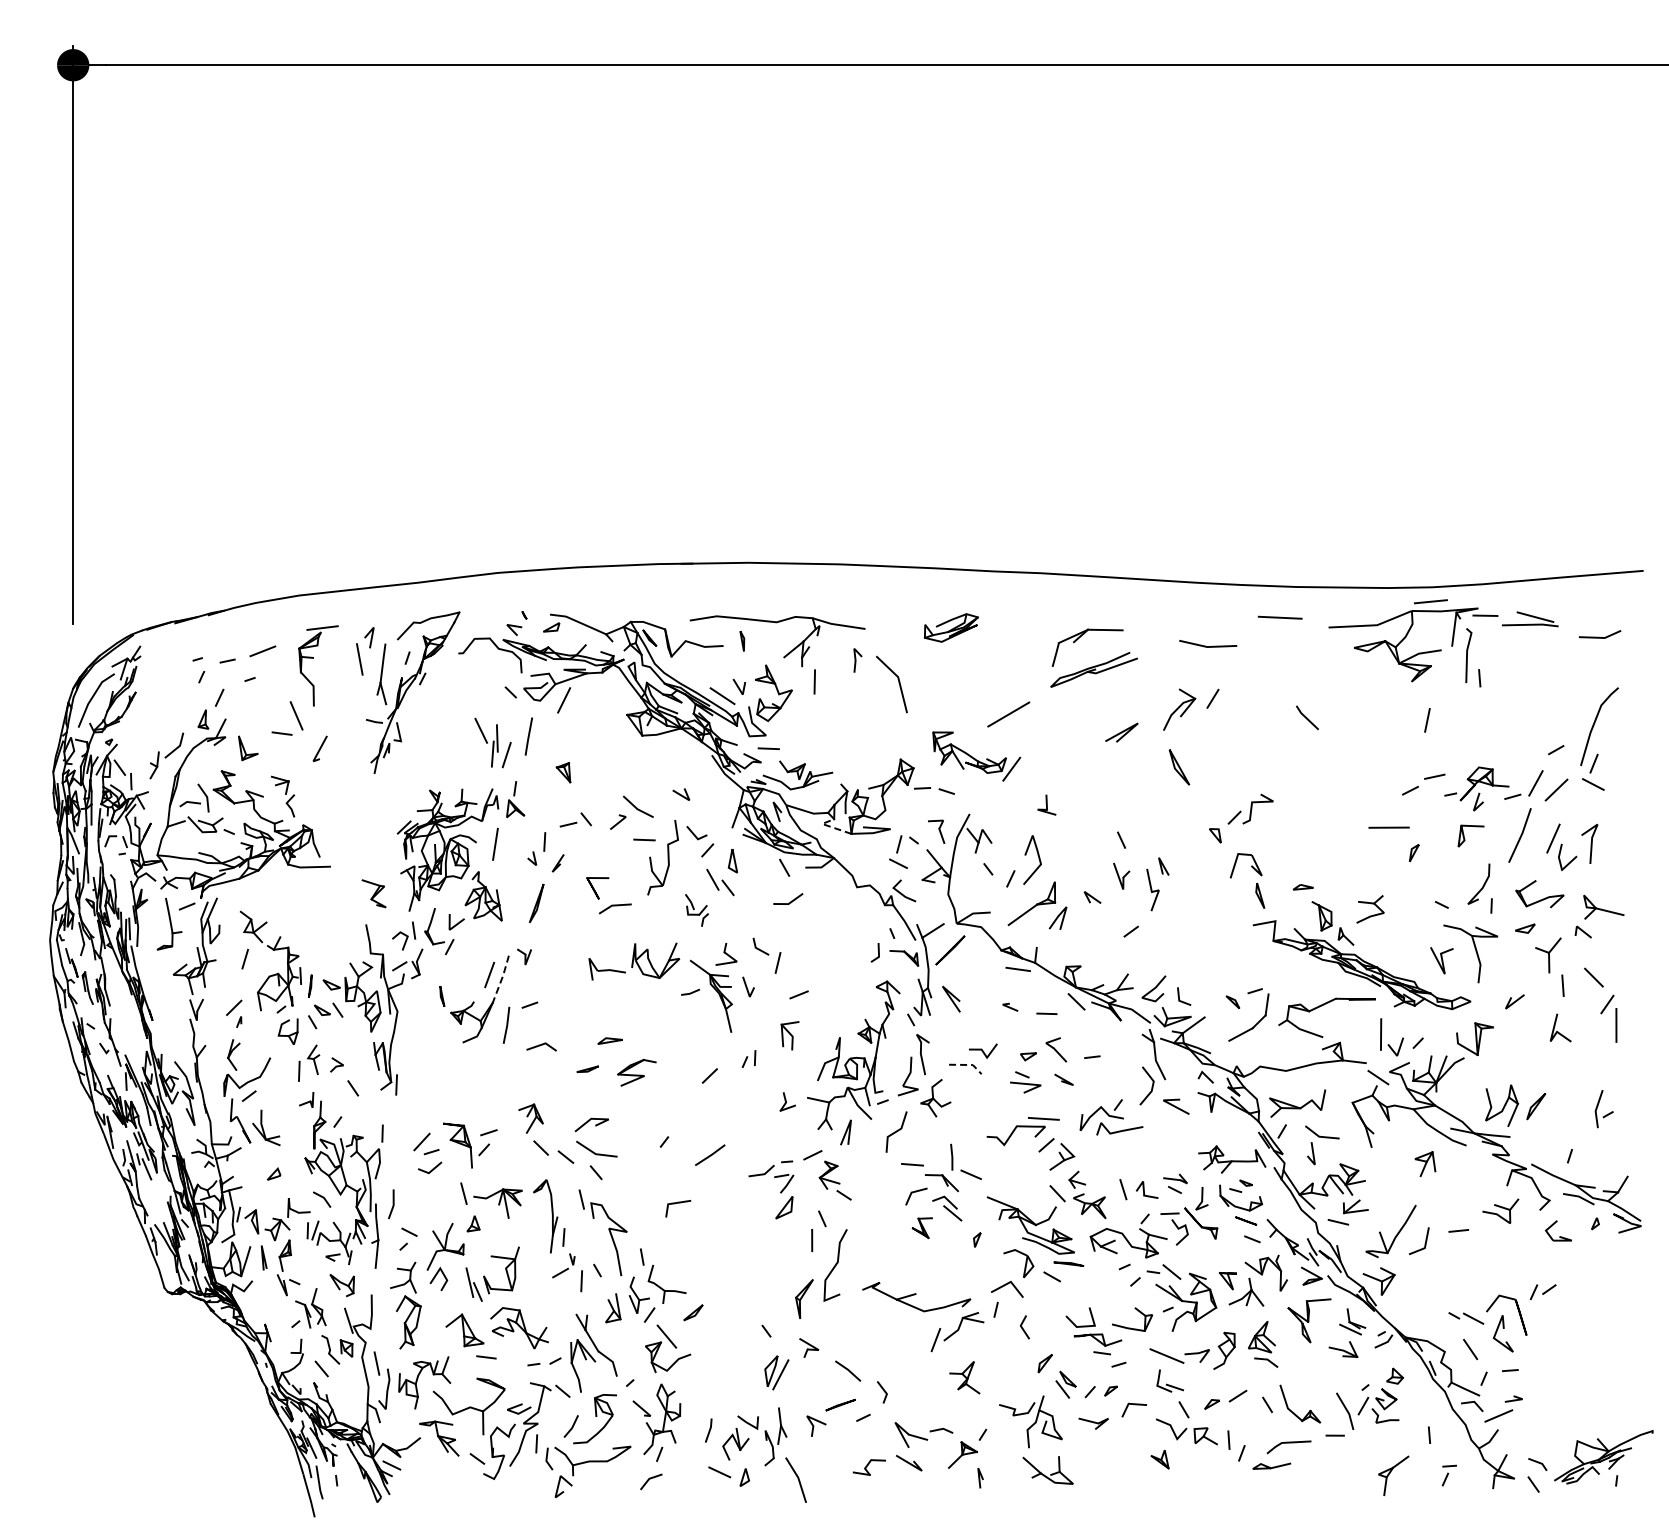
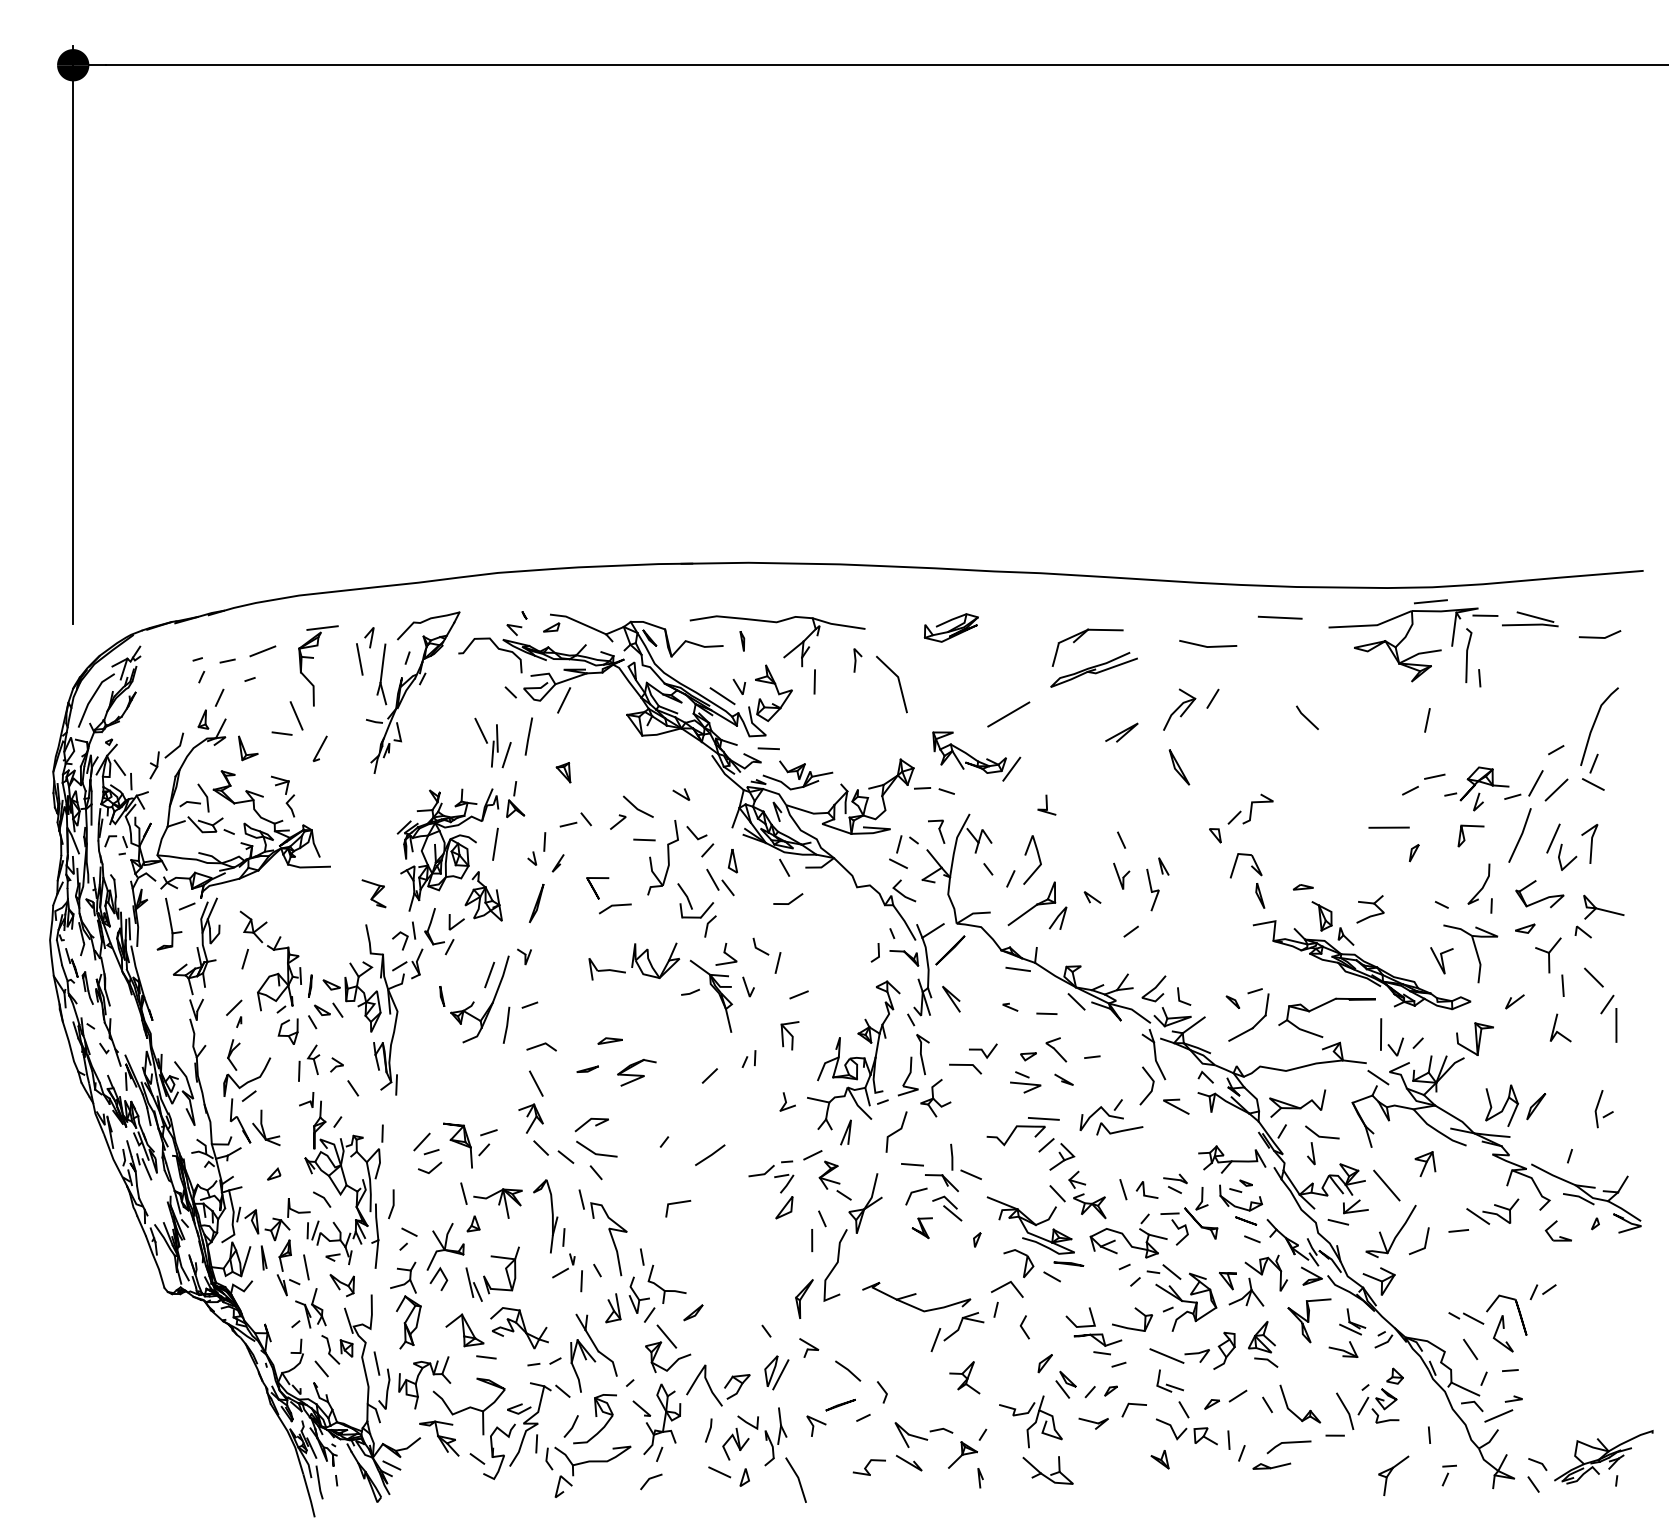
line: dashed -> solid (829, 826)
part size: 24x33 px -> 40x55 px (696, 910)
line: dashed -> solid (501, 979)
line: dashed -> solid (967, 1064)
line: none -> present (536, 1083)
line: none -> present (1386, 1185)
part: none -> present (865, 1203)
line: none -> present (1478, 1216)
line: none -> present (306, 1267)
part: none -> present (724, 1386)
